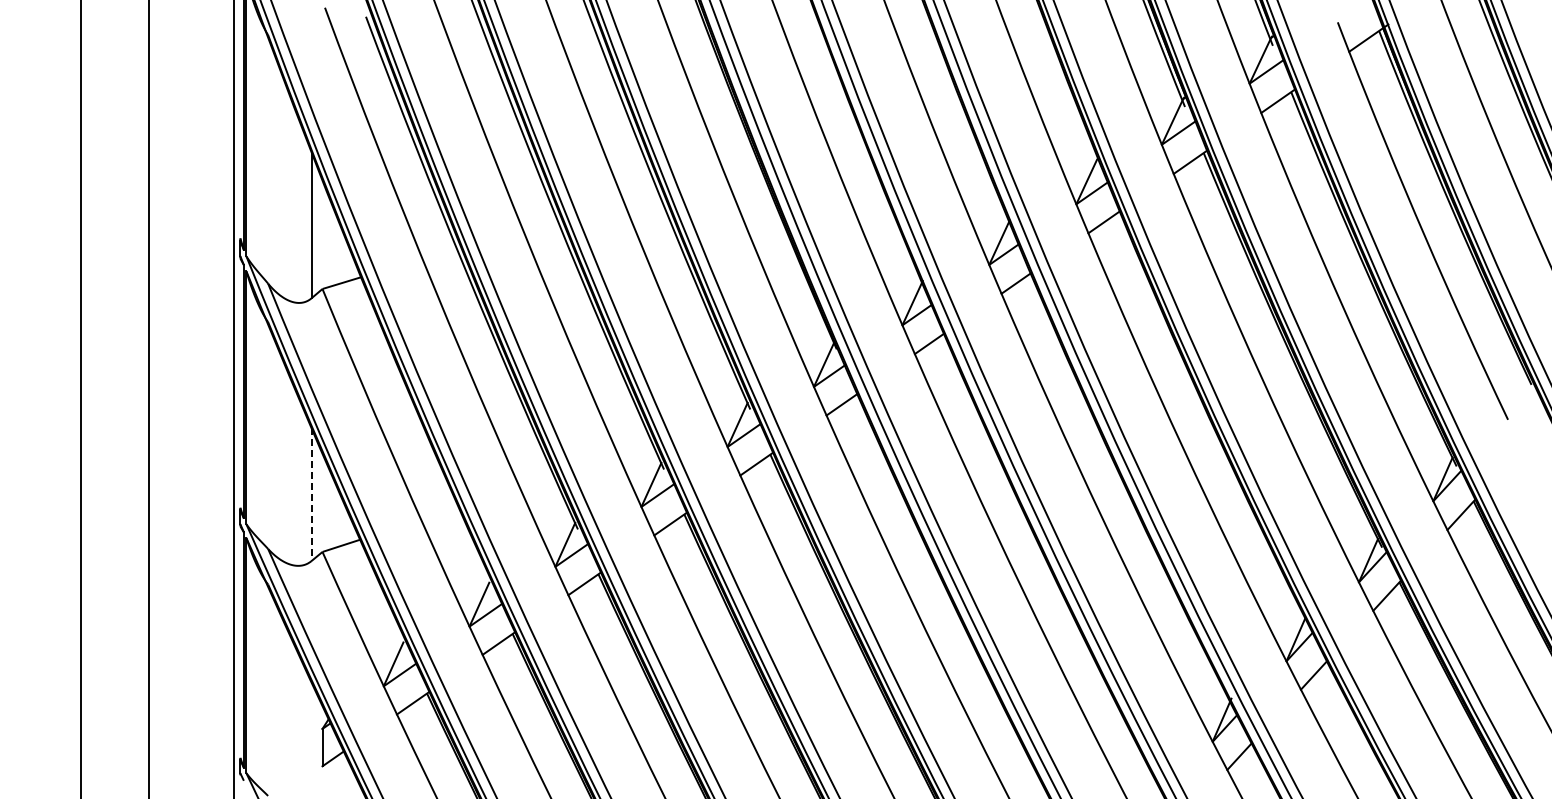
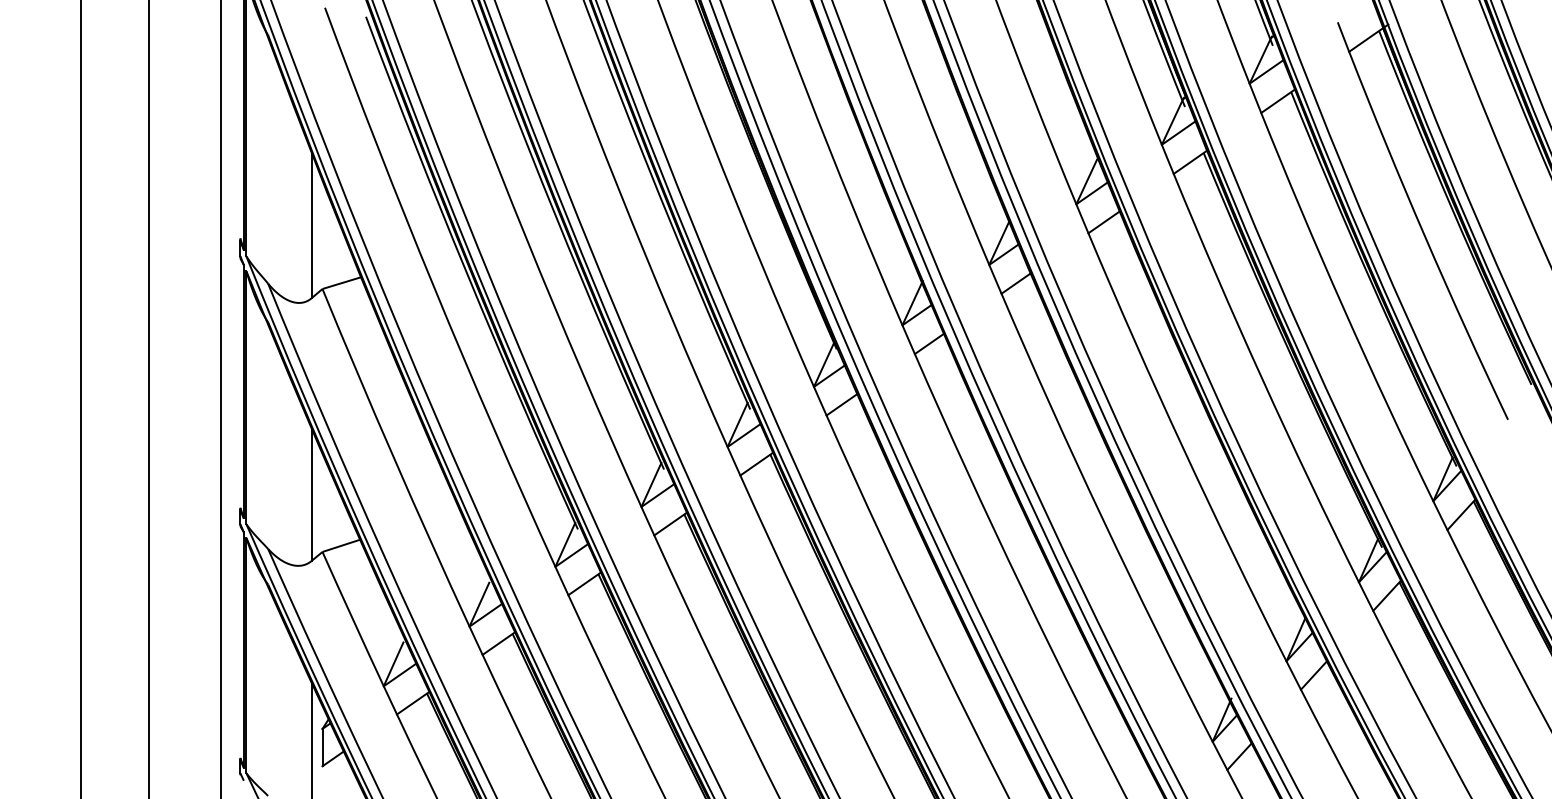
line position: (234, 398) -> (221, 398) (221, 398)
line: dashed -> solid (311, 495)
line: none -> present (311, 738)
